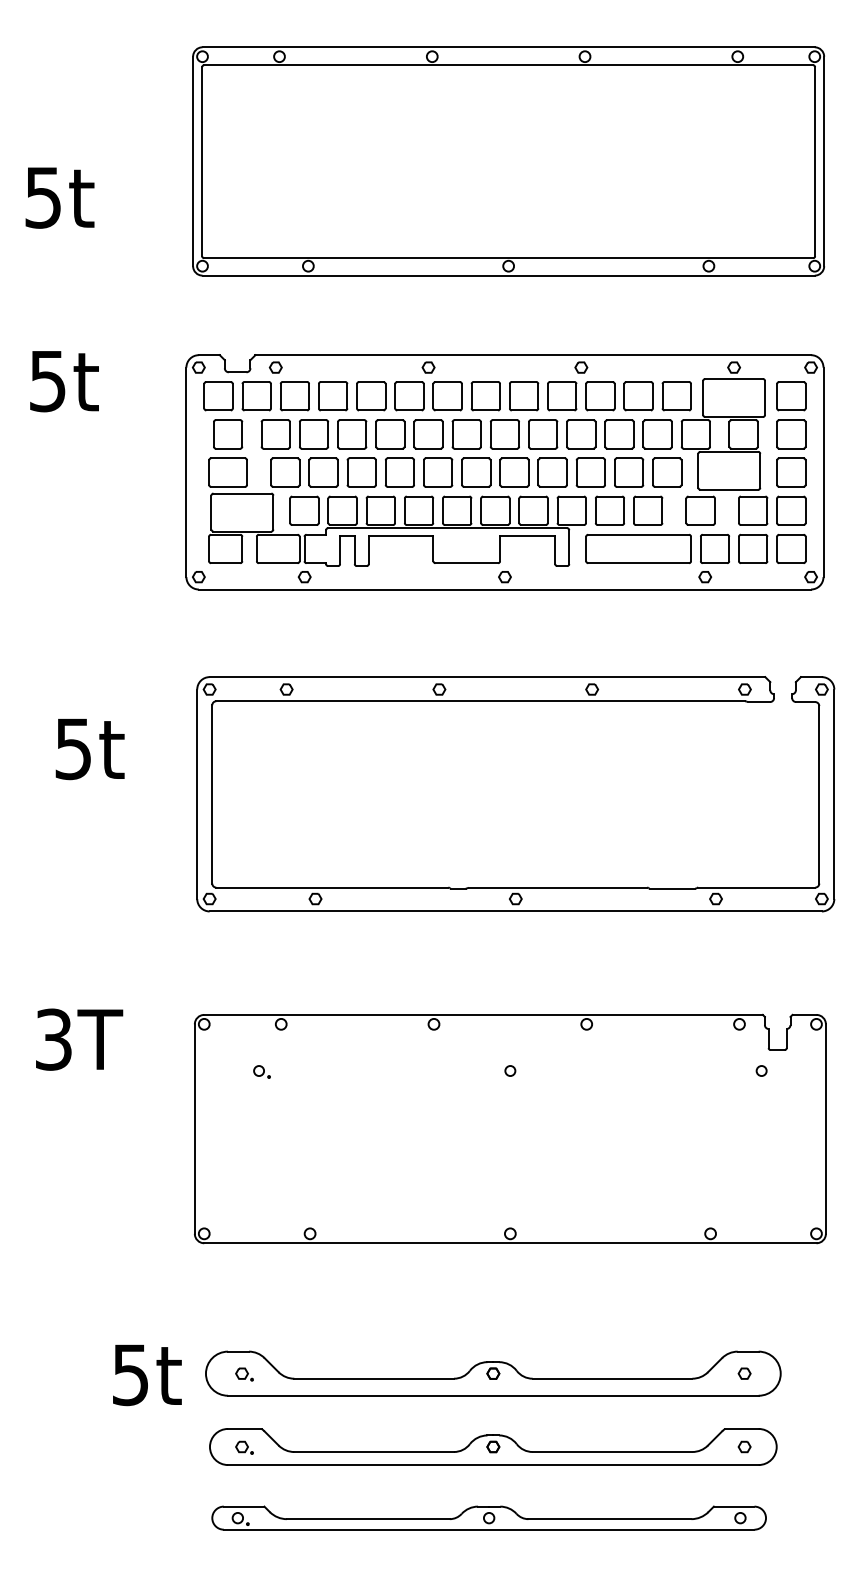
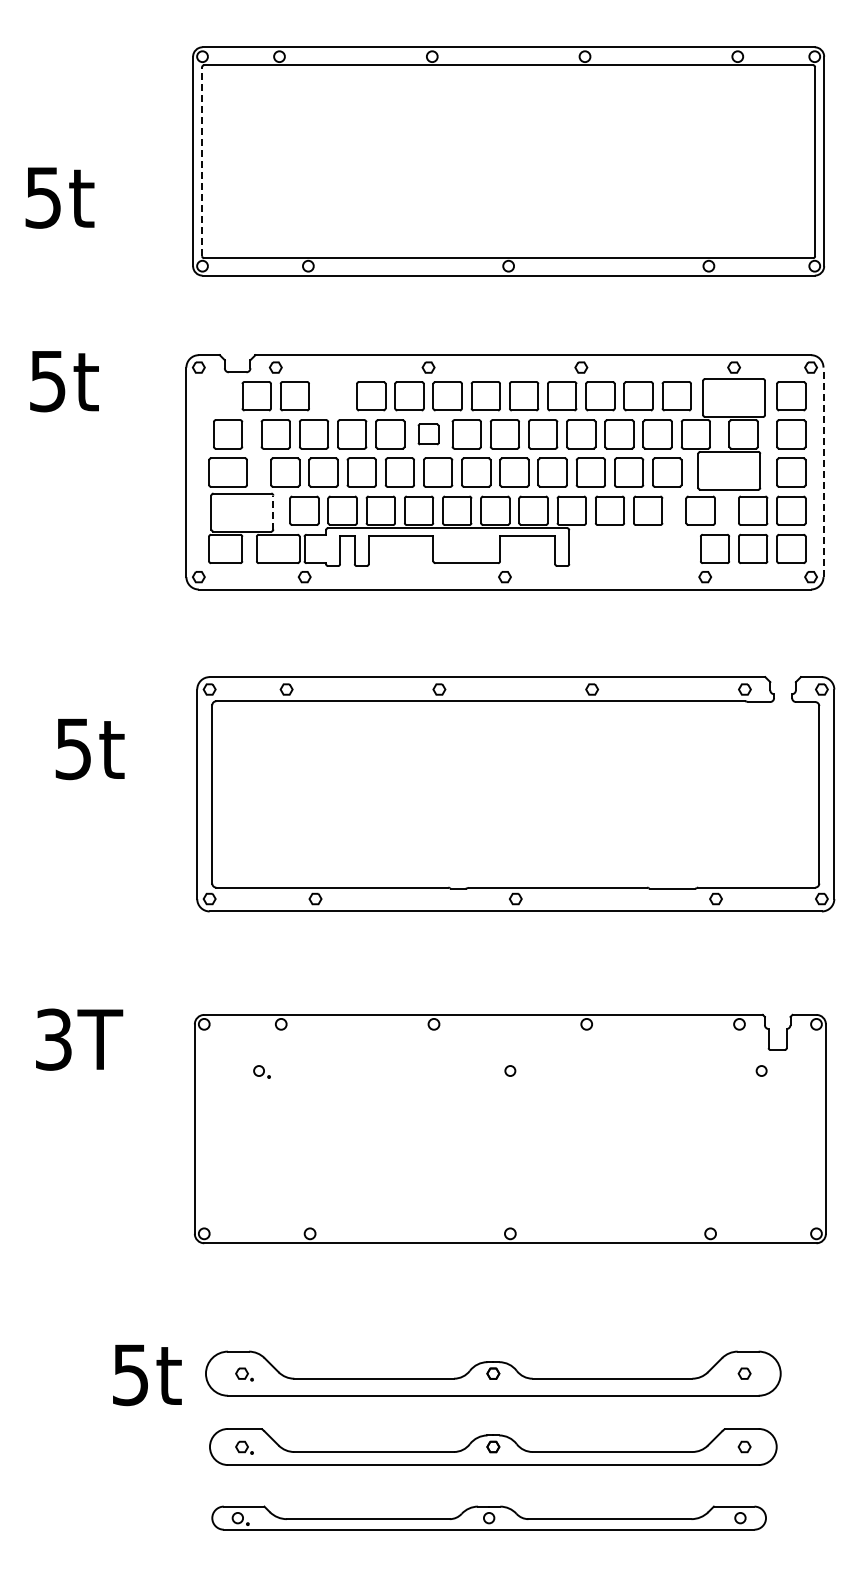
line: solid -> dashed (202, 161)
part: present -> none (218, 396)
part: present -> none (333, 396)
part size: 31x31 px -> 23x23 px (428, 434)
line: solid -> dashed (823, 472)
line: solid -> dashed (273, 512)
part: present -> none (638, 548)
